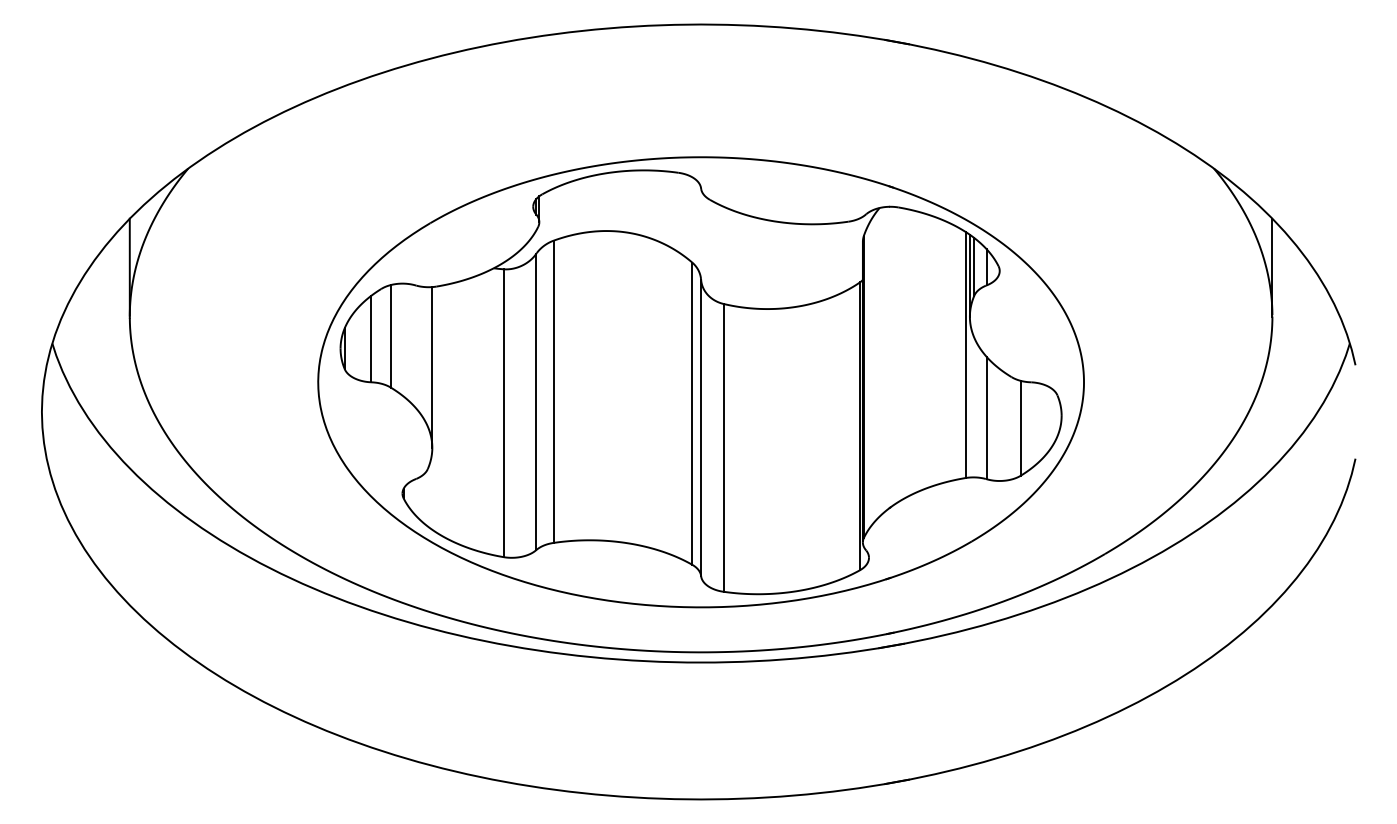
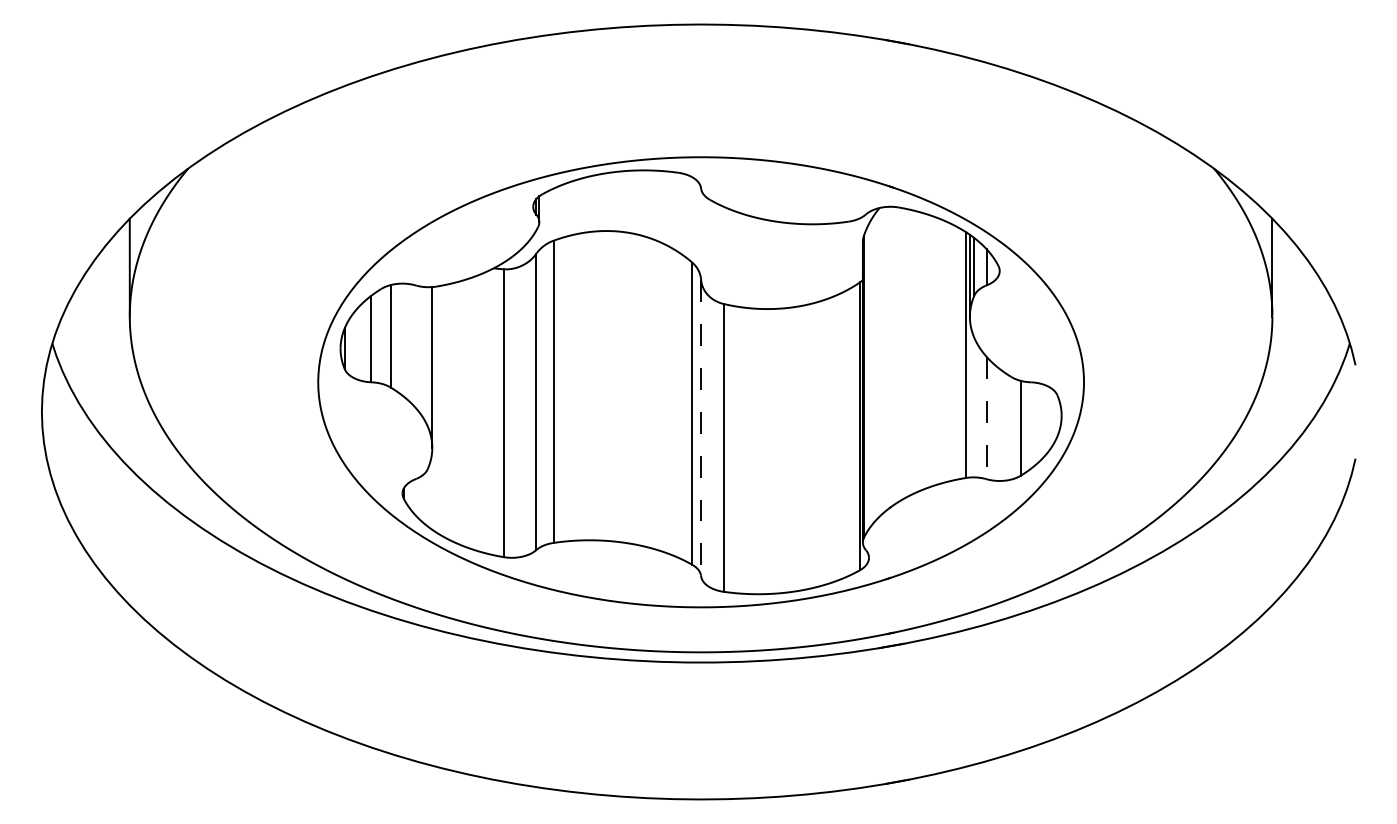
line: solid -> dashed (986, 418)
line: solid -> dashed (701, 428)
